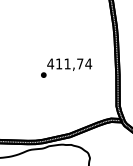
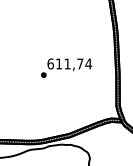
text: 411,74 -> 611,74 (50, 63)
